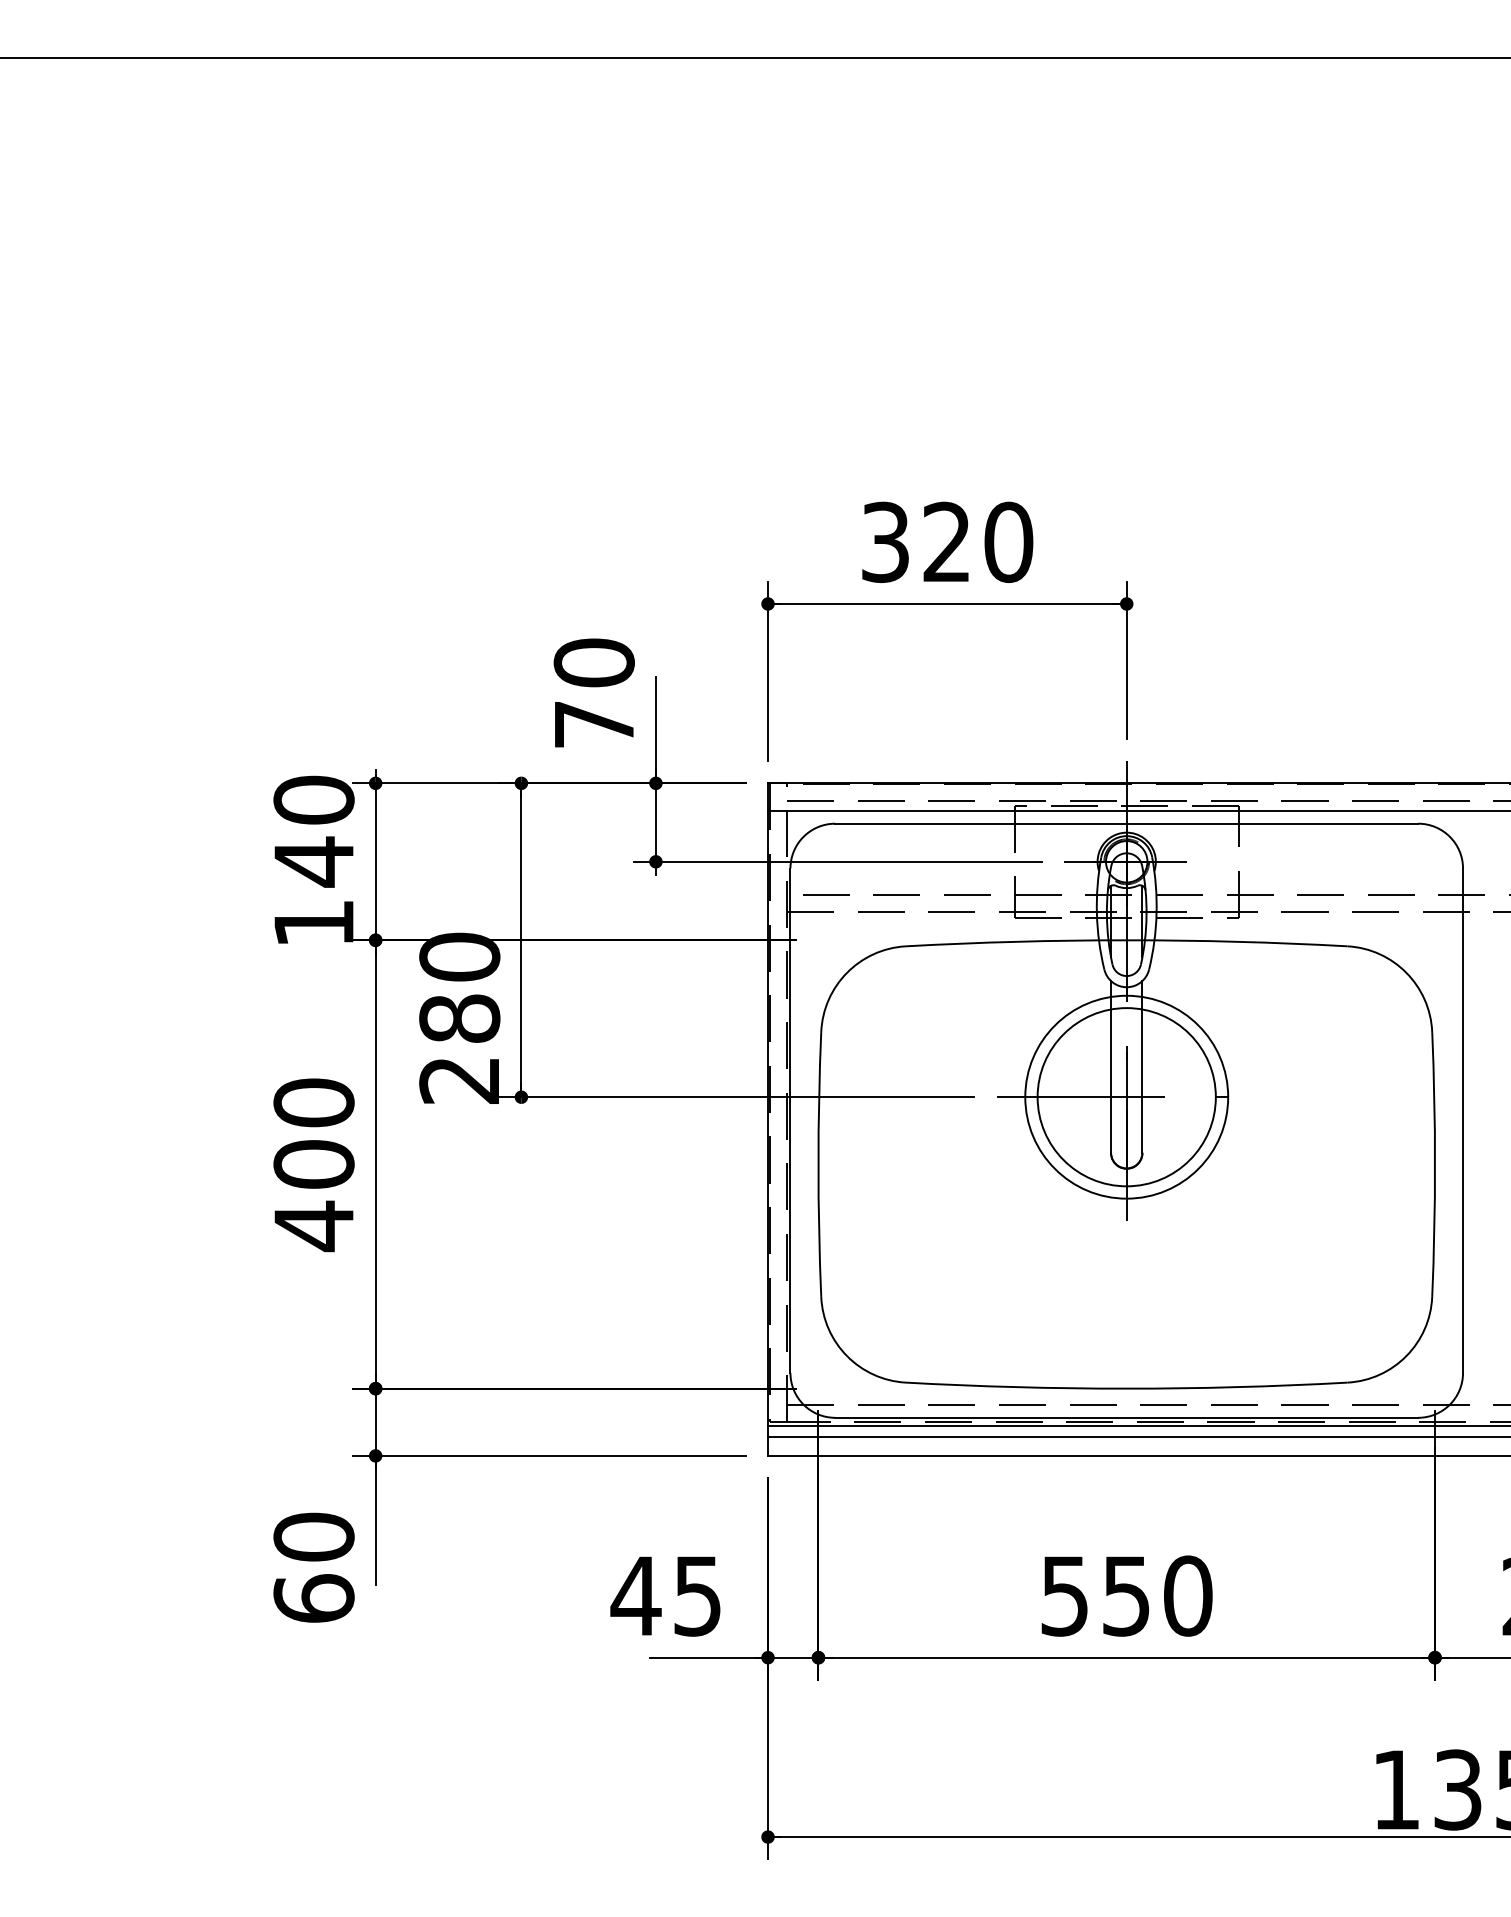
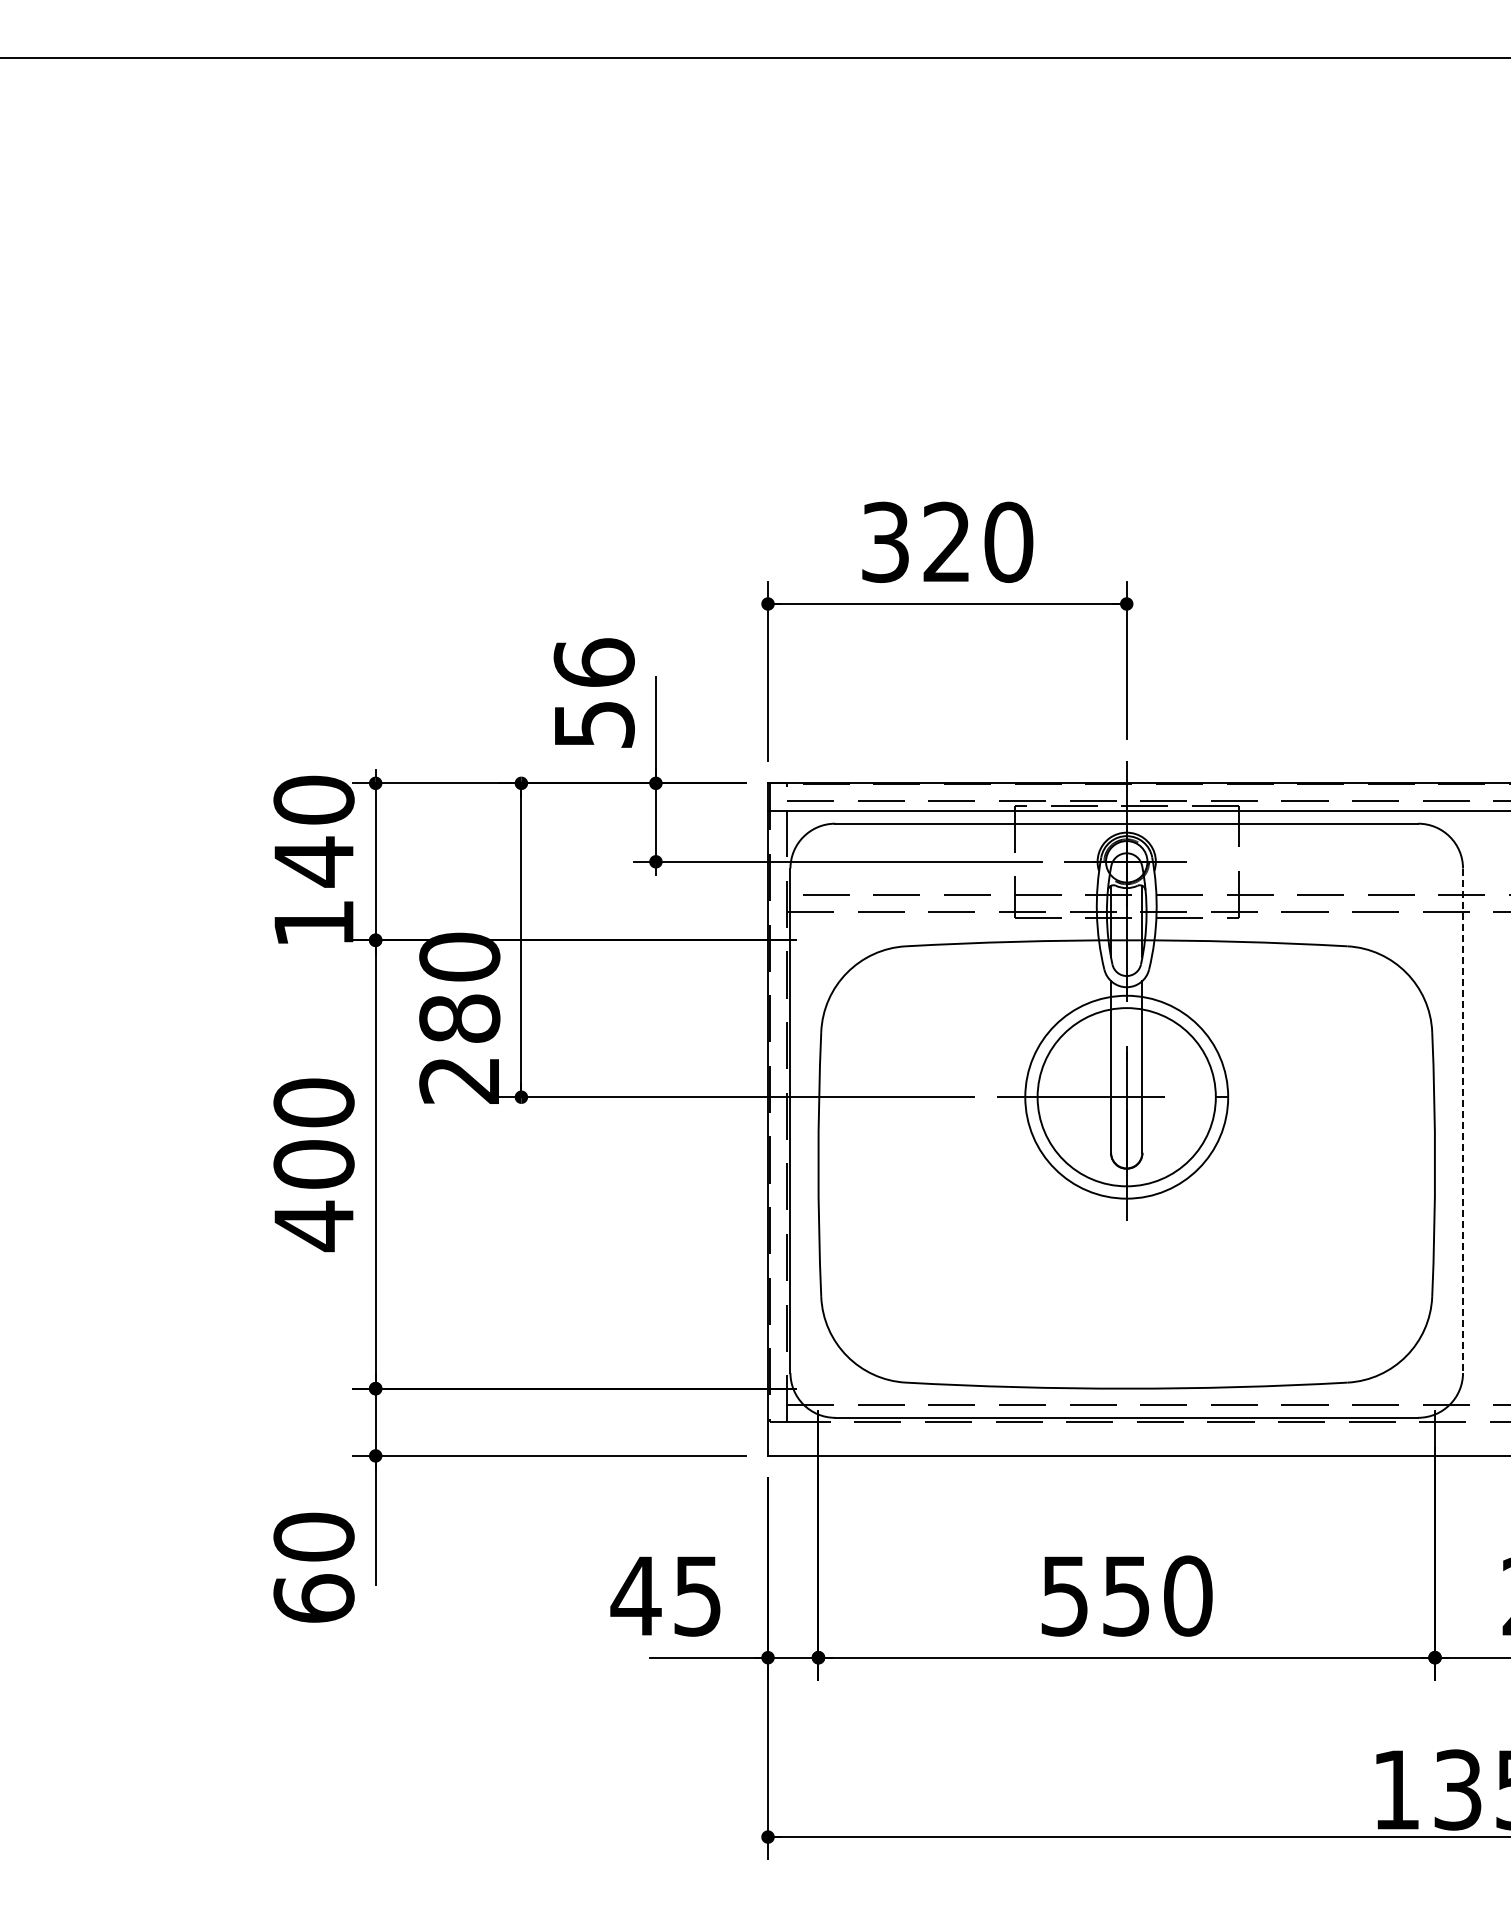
text: 70 -> 56 (593, 692)
line: solid -> dashed (1463, 1121)
line: present -> none (1137, 1425)
line: present -> none (1137, 1437)
